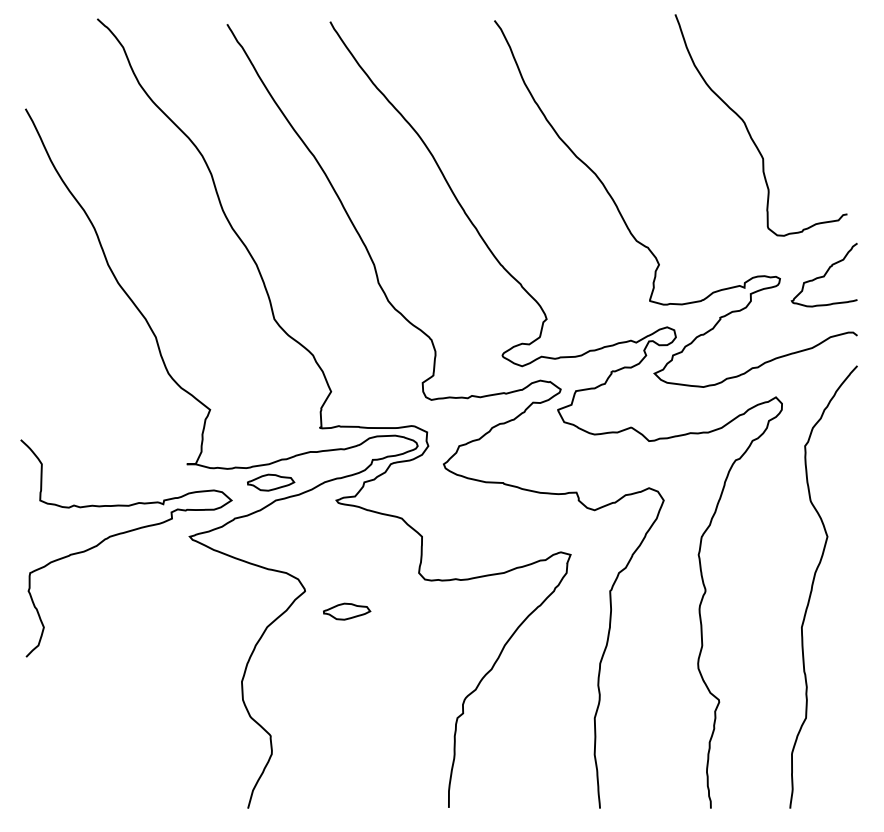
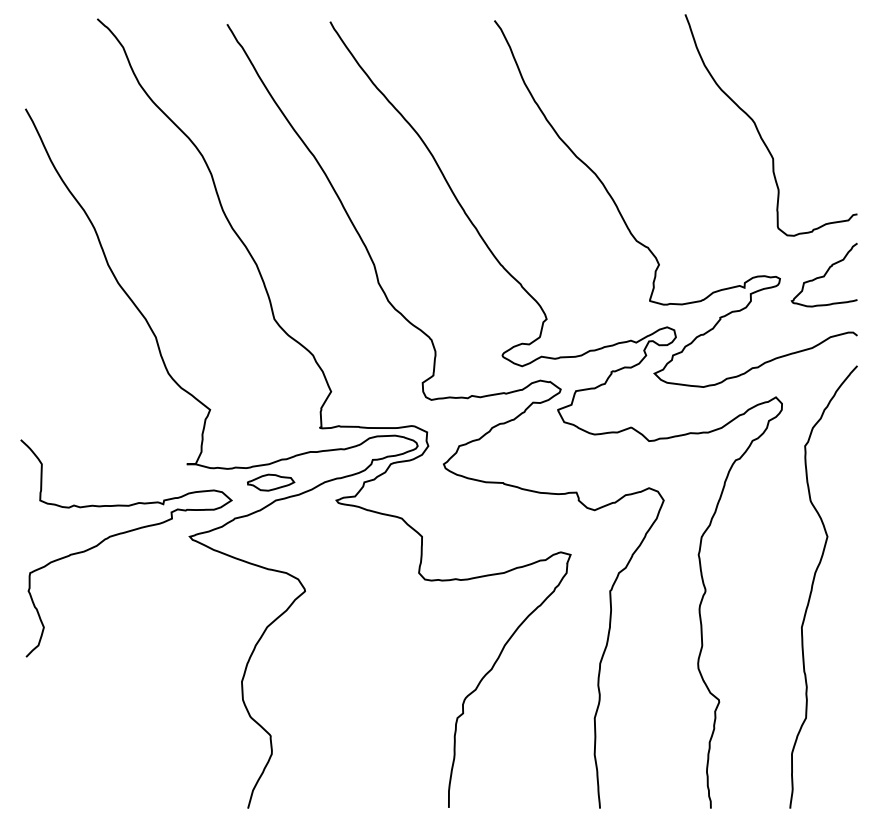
curve position: (749, 131) -> (759, 131) (759, 131)
part: present -> none (347, 611)
